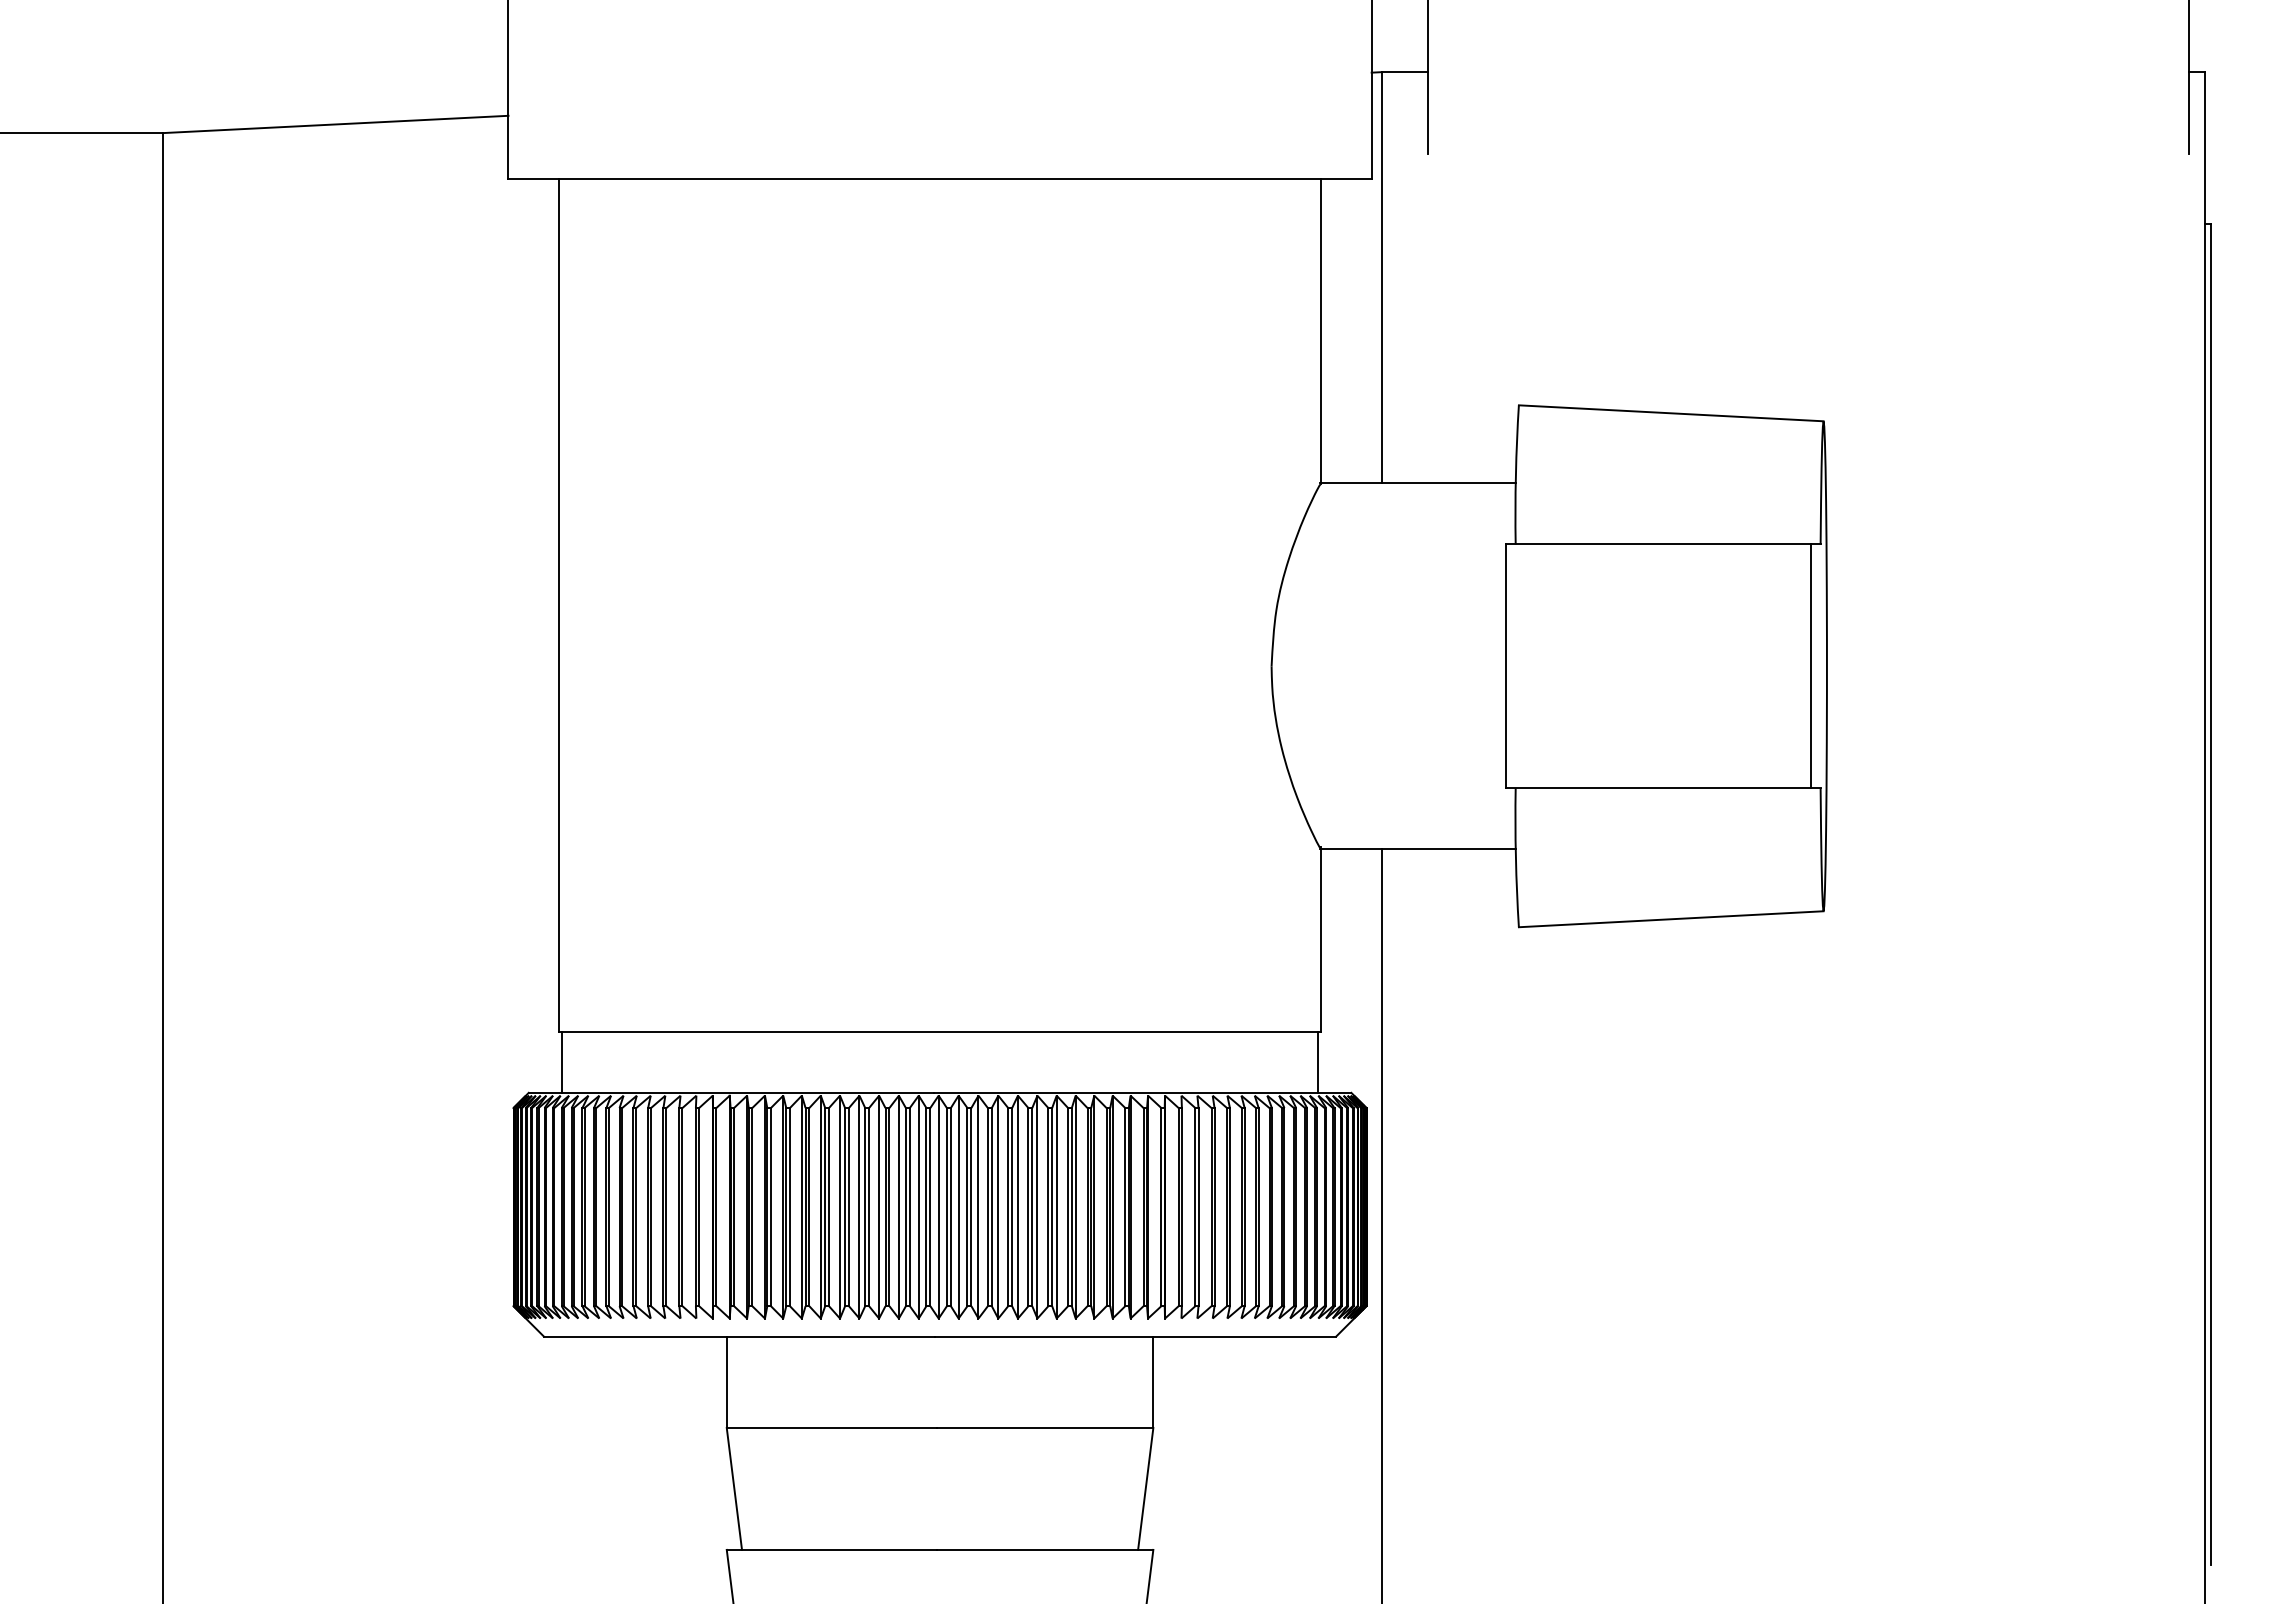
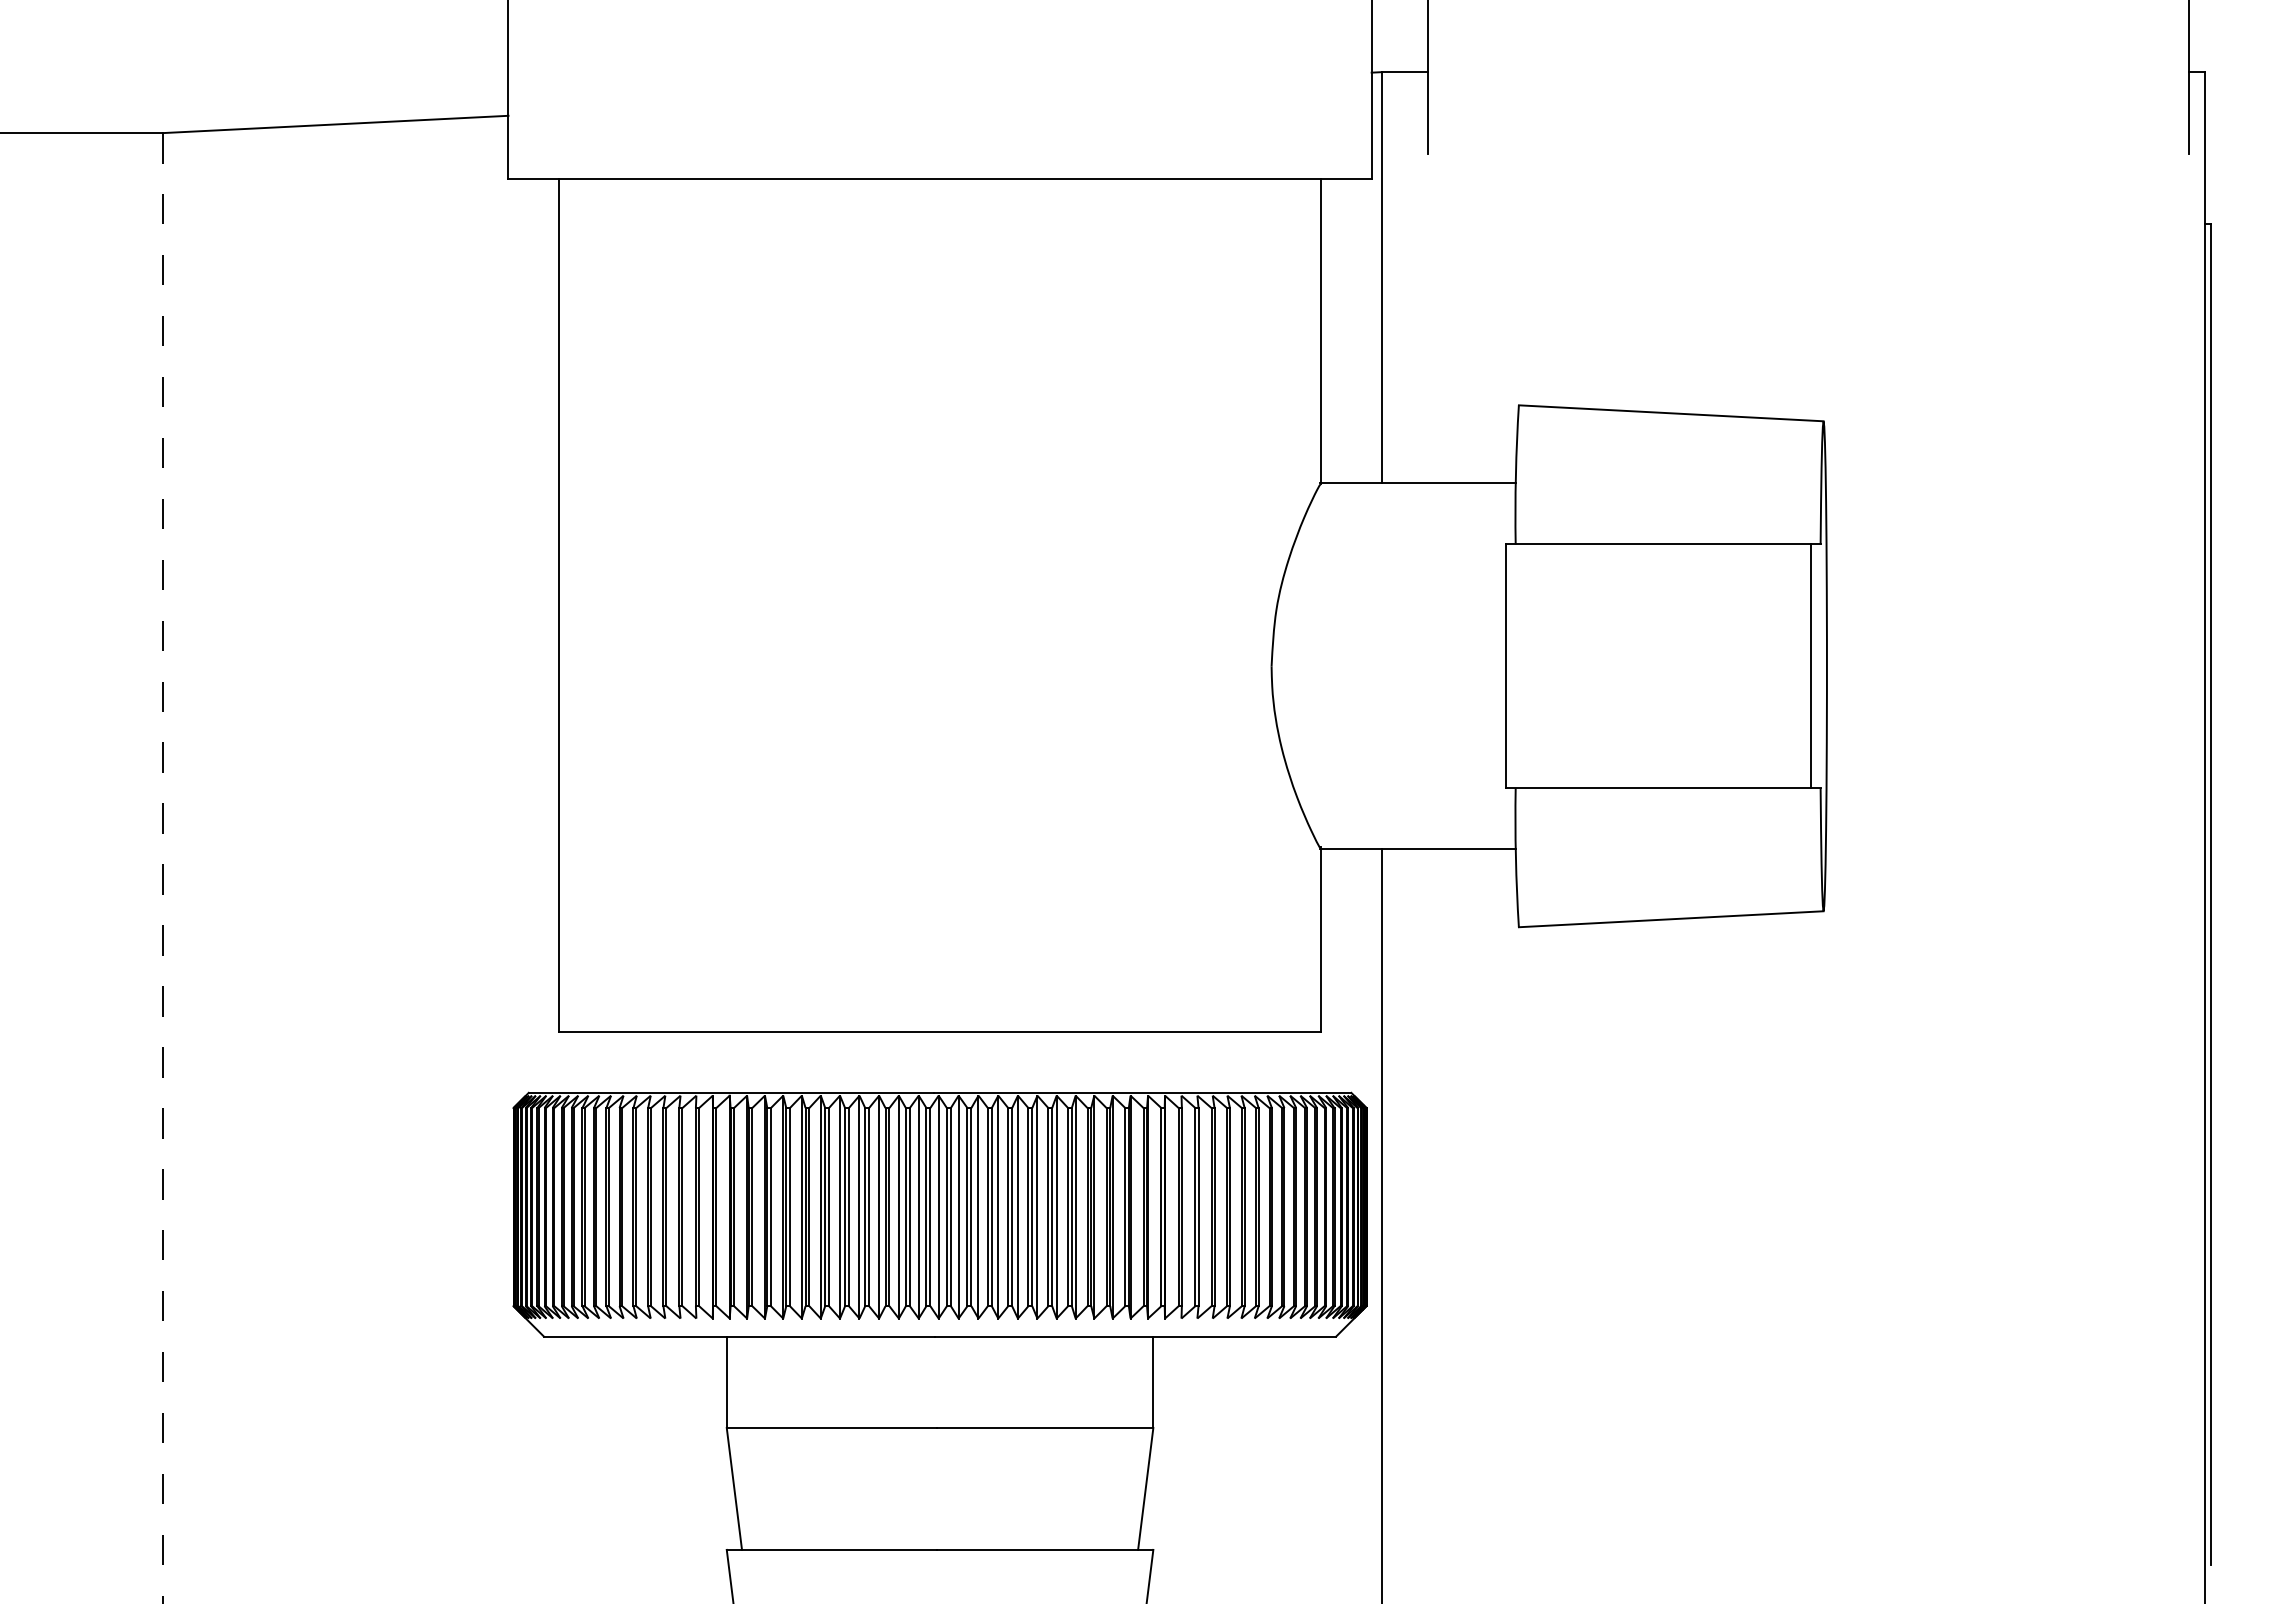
line: solid -> dashed (163, 868)
line: present -> none (562, 1061)
line: present -> none (1317, 1061)
